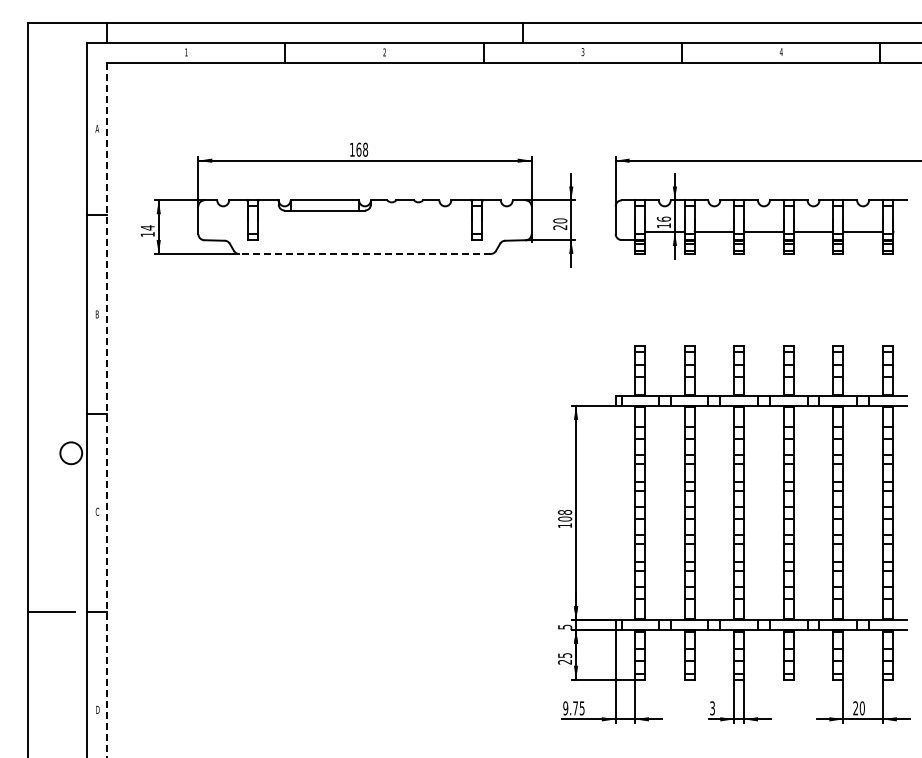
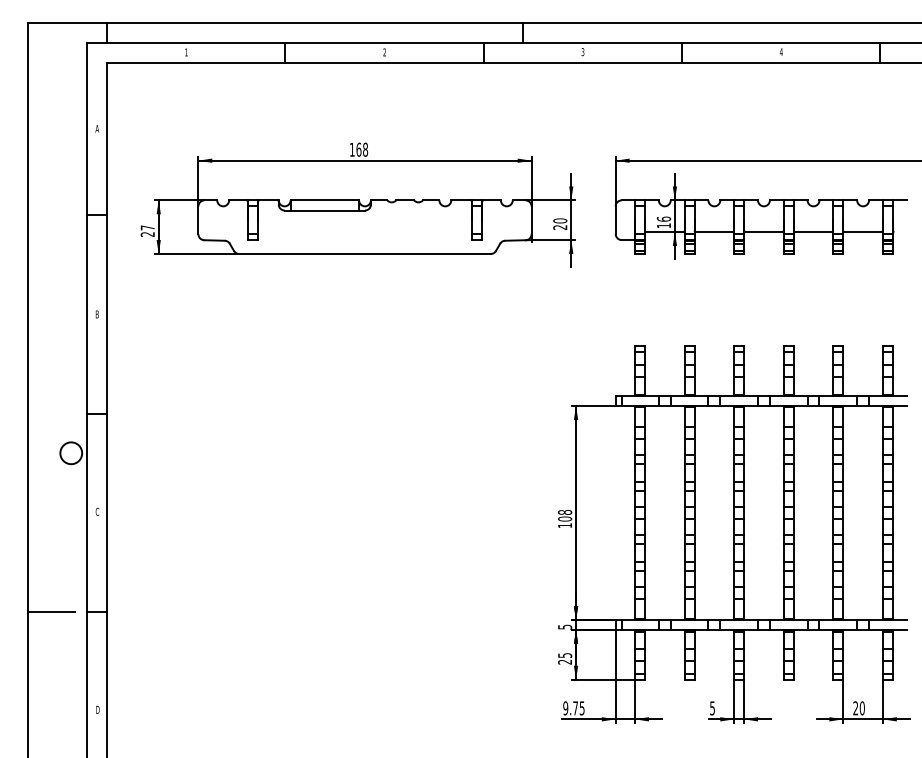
text: 14 -> 27 (147, 230)
line: dashed -> solid (365, 253)
line: dashed -> solid (106, 410)
text: 3 -> 5 (712, 707)
